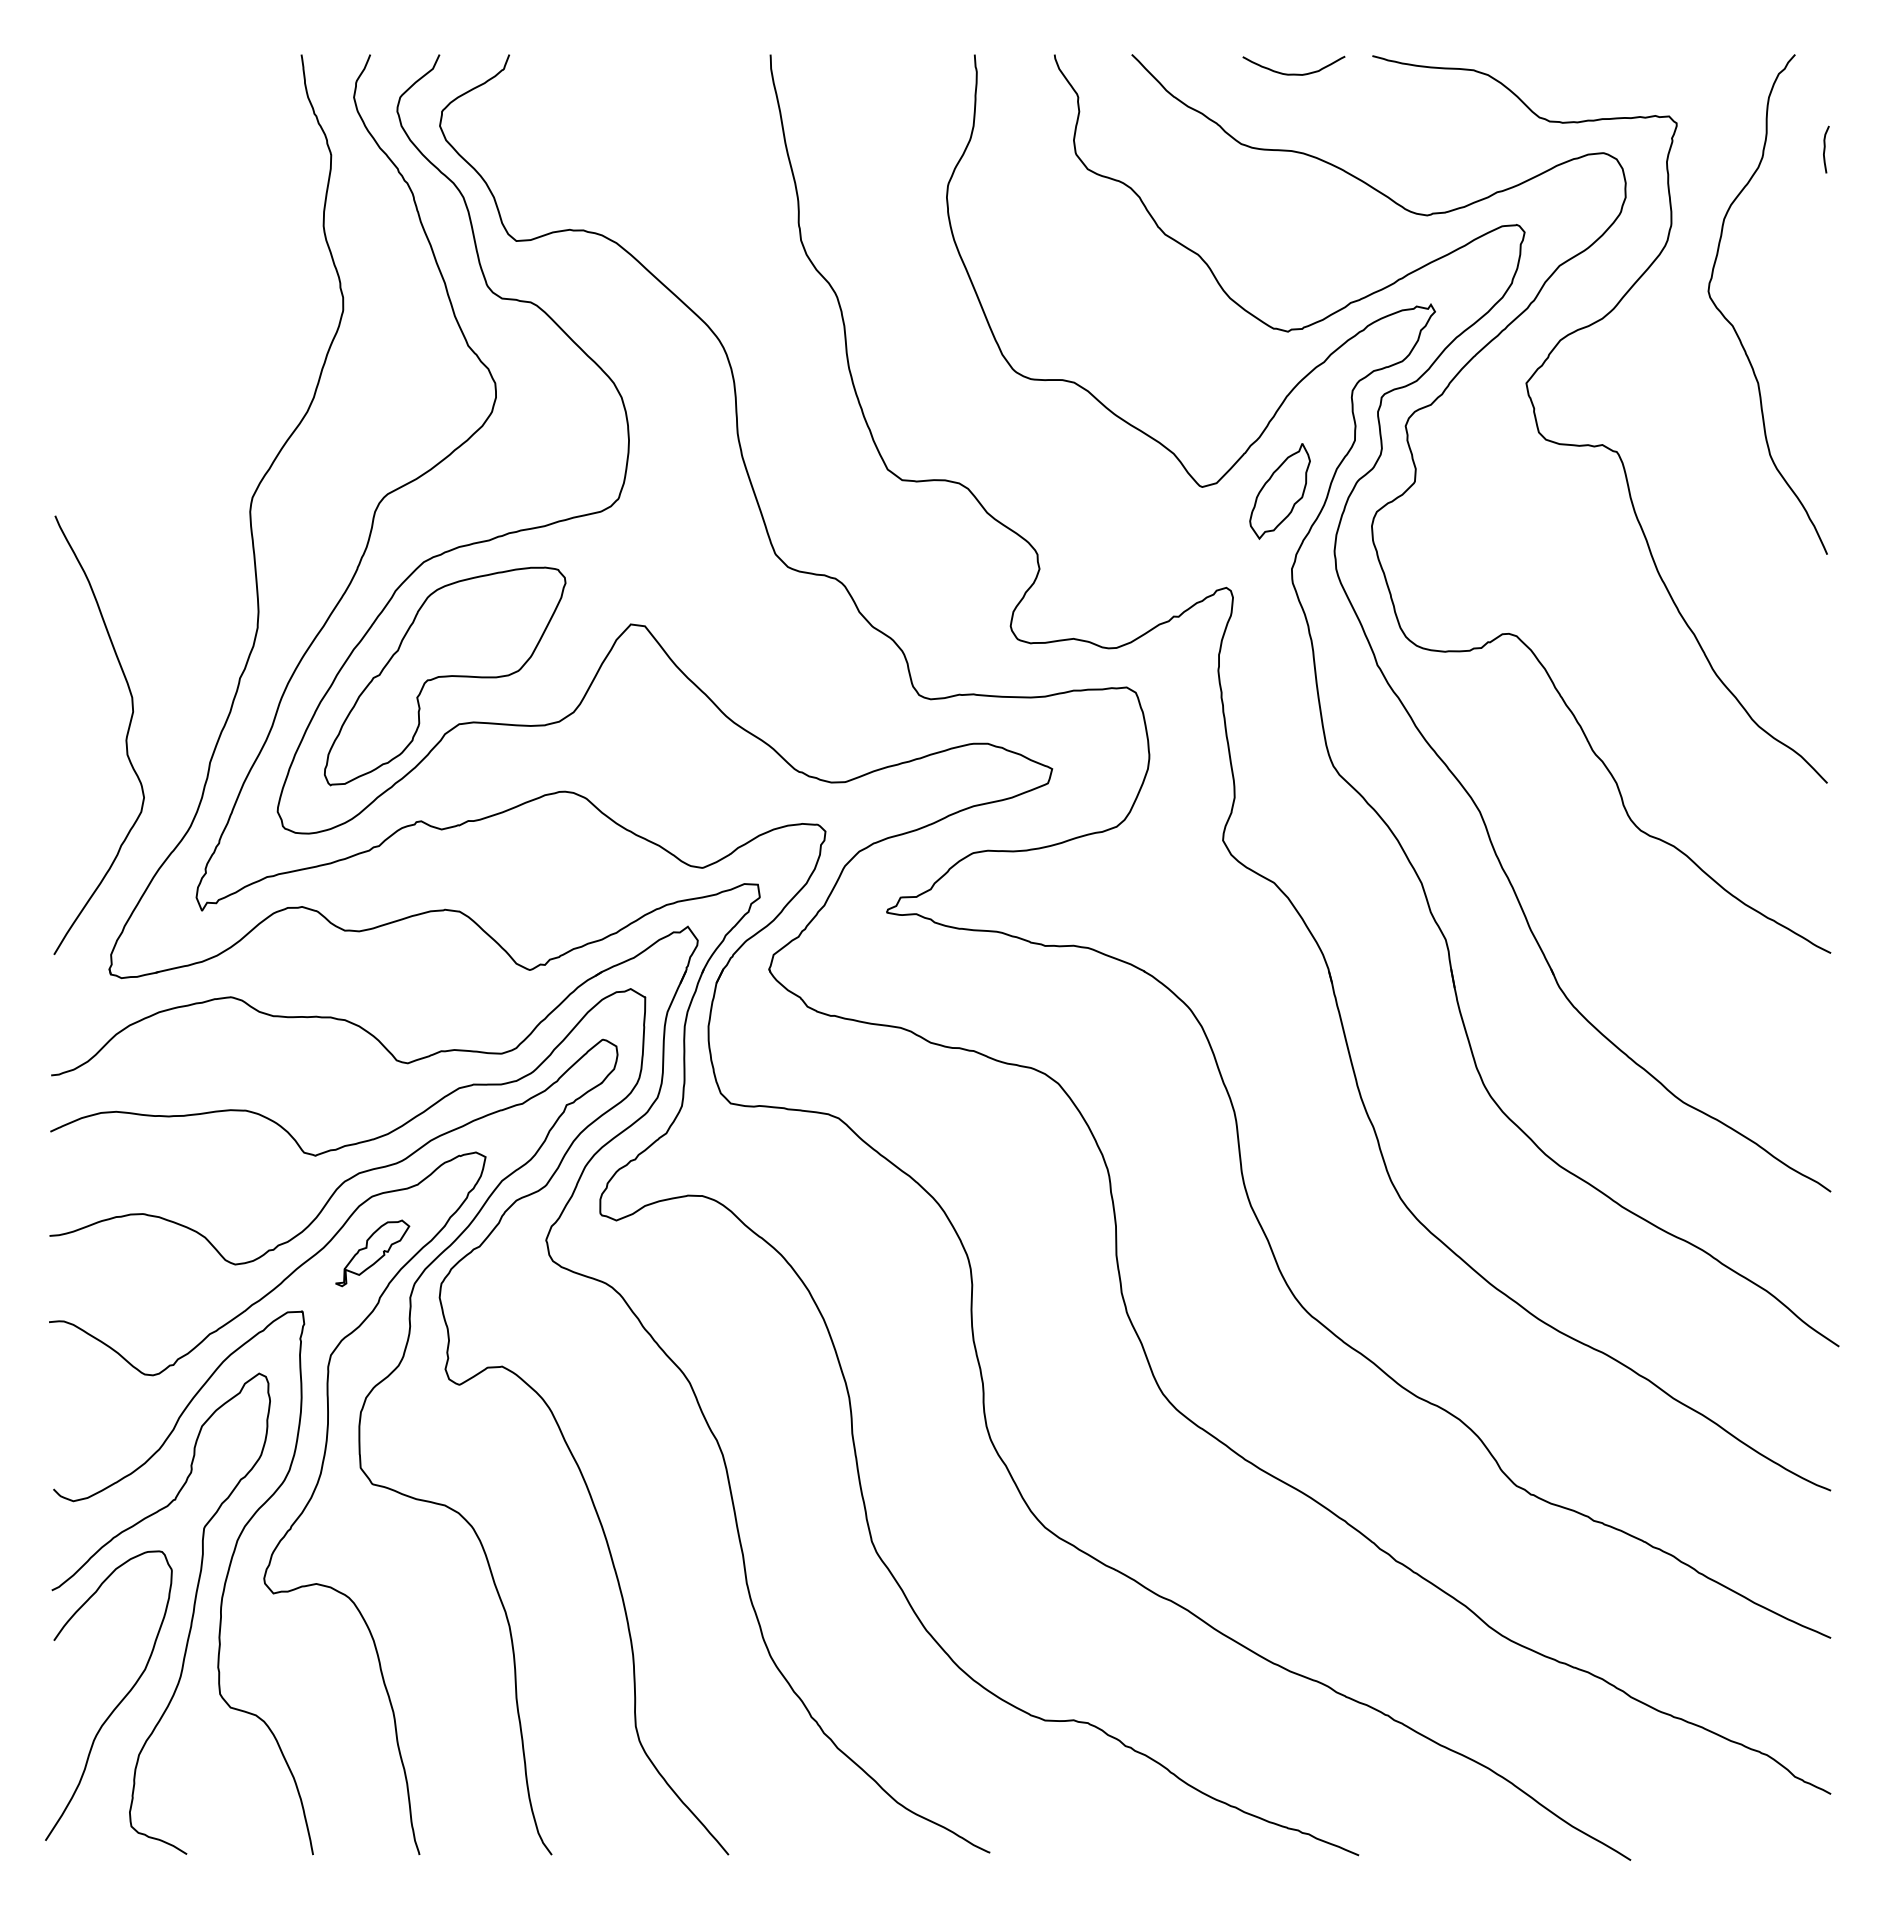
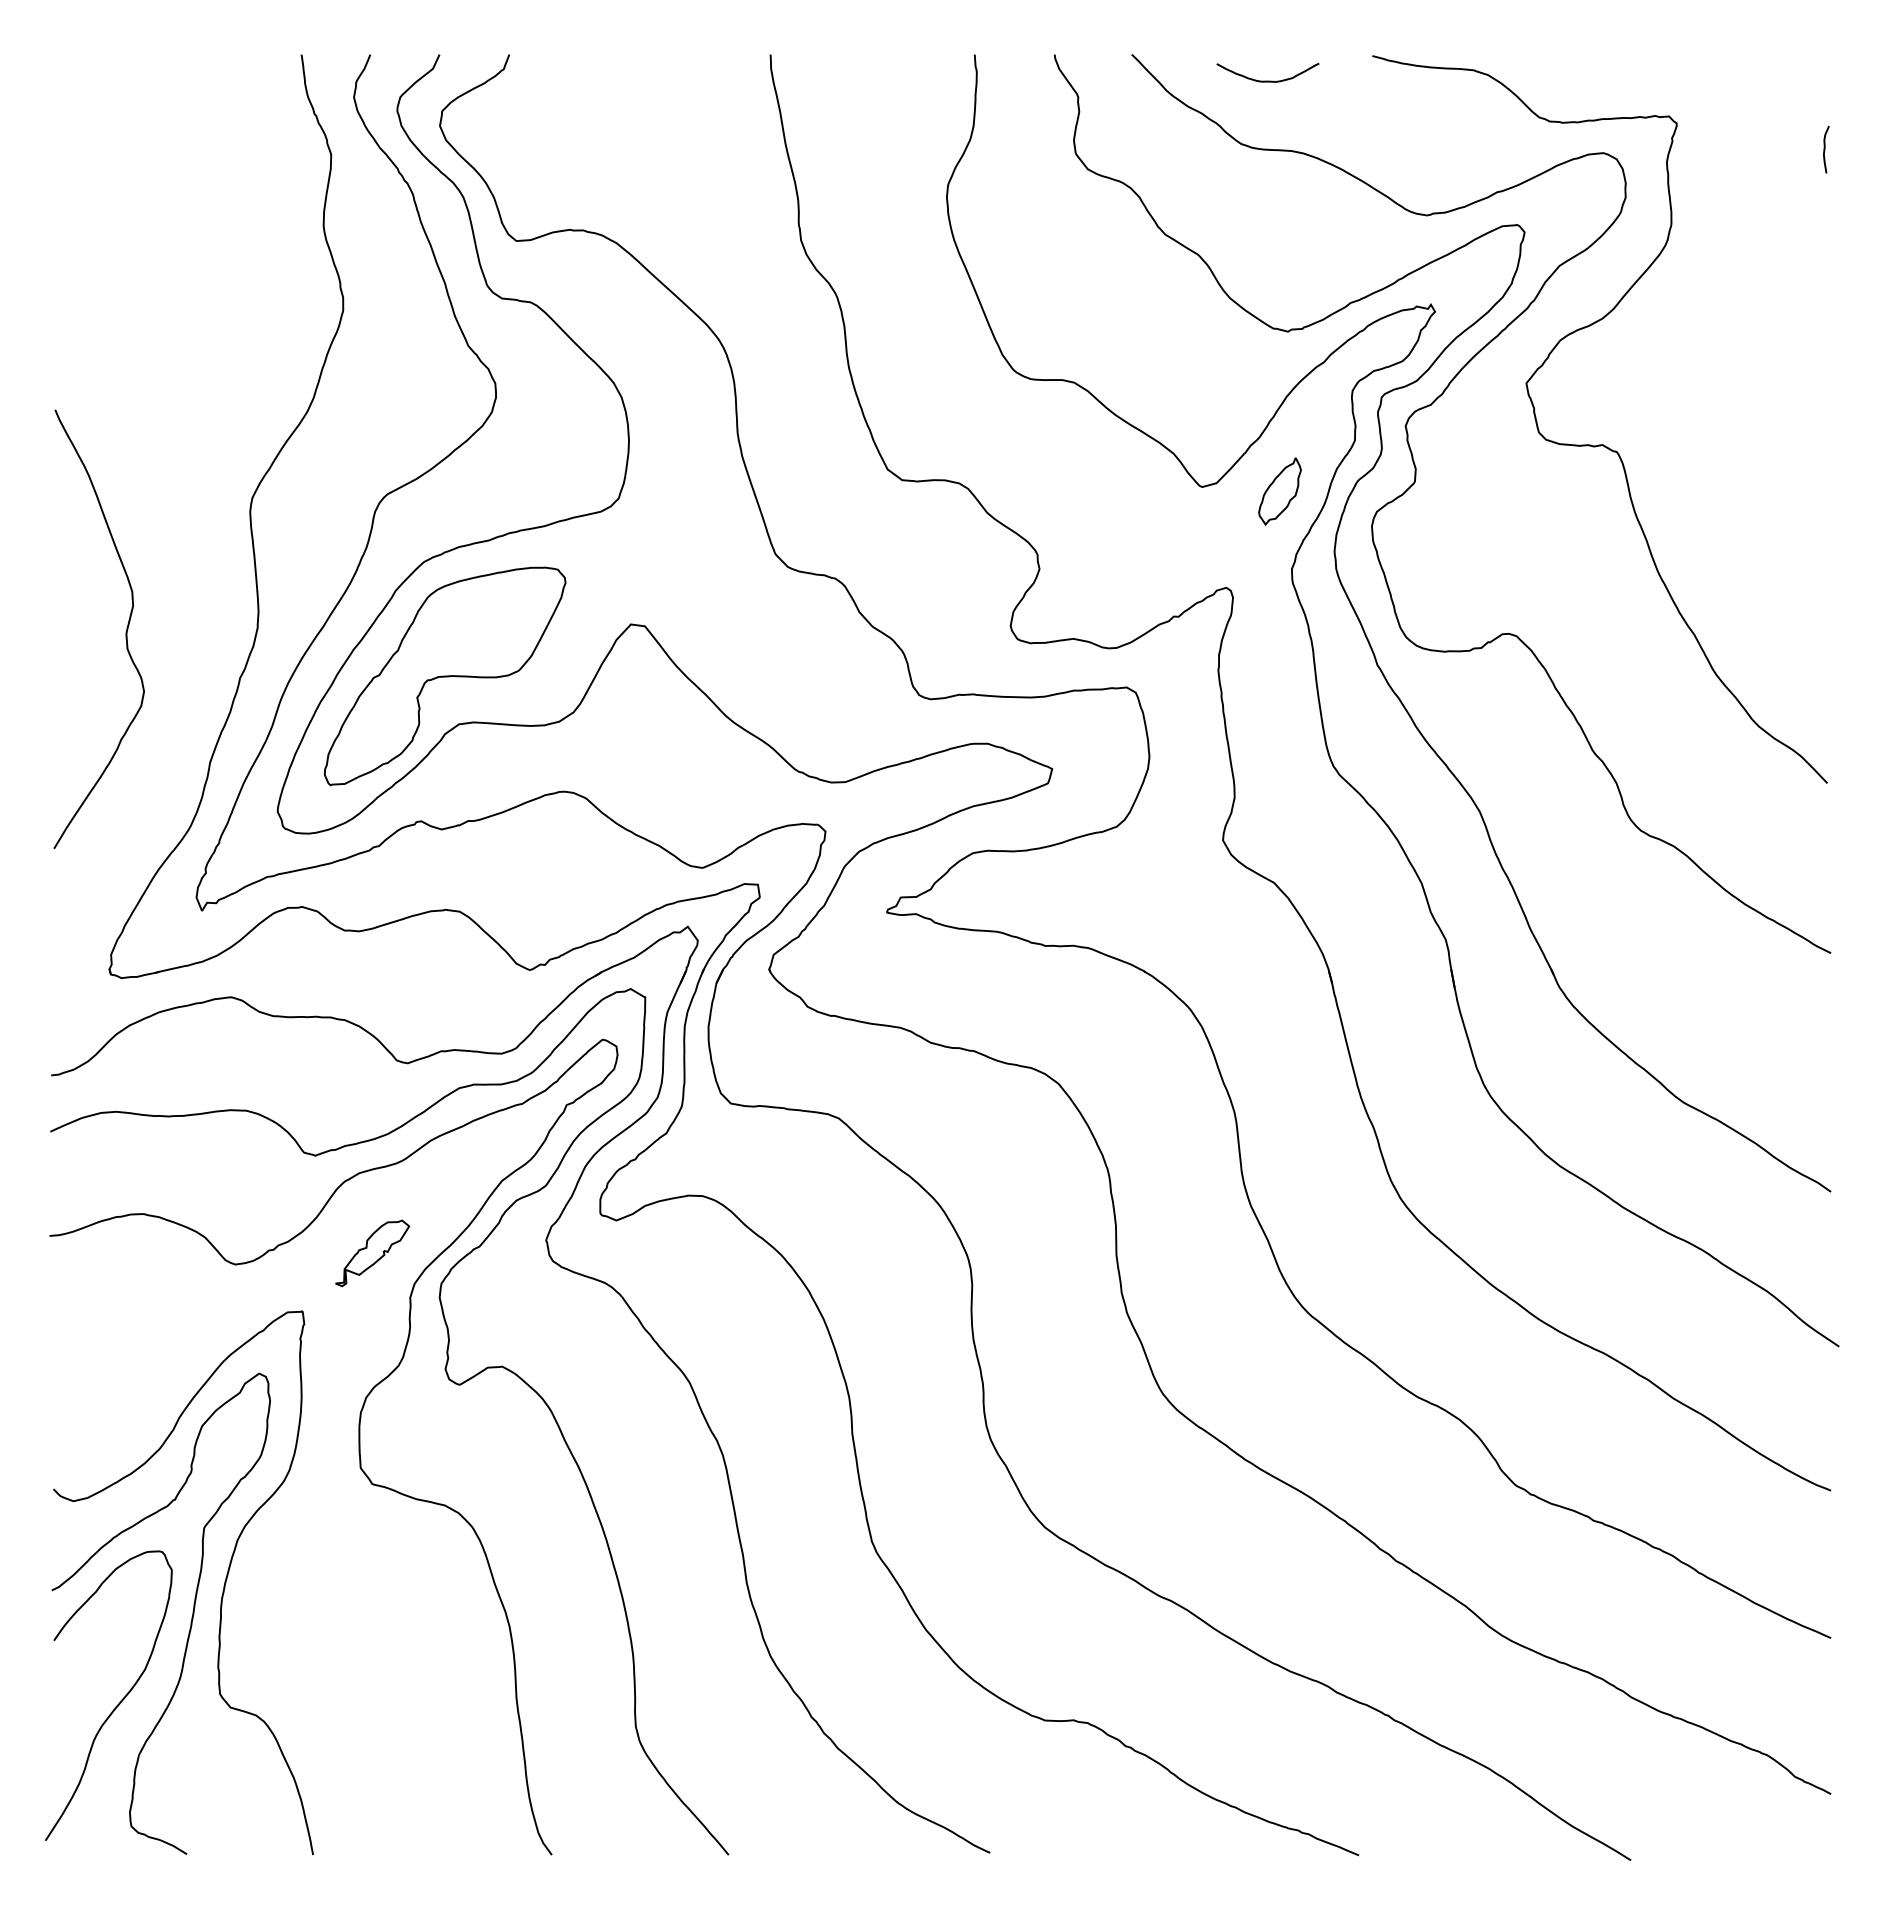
curve position: (1293, 73) -> (1267, 80) (1267, 80)
curve: present -> none (1733, 325)
part size: 62x97 px -> 44x69 px (1279, 491)
curve position: (125, 738) -> (125, 632) (125, 632)
curve: present -> none (294, 1520)
